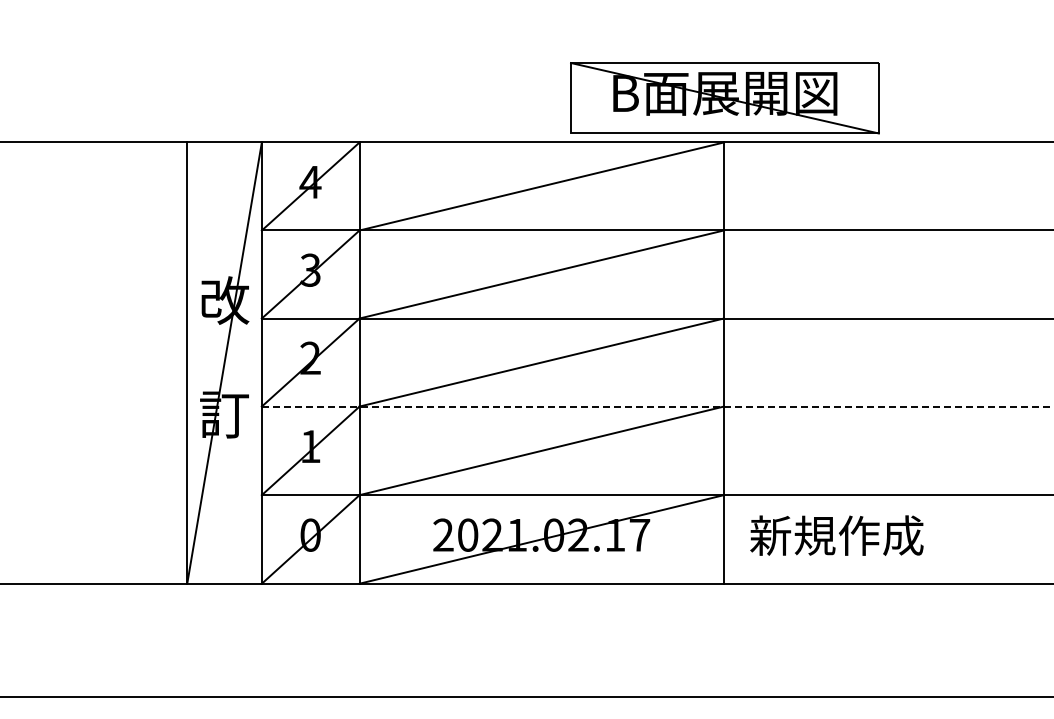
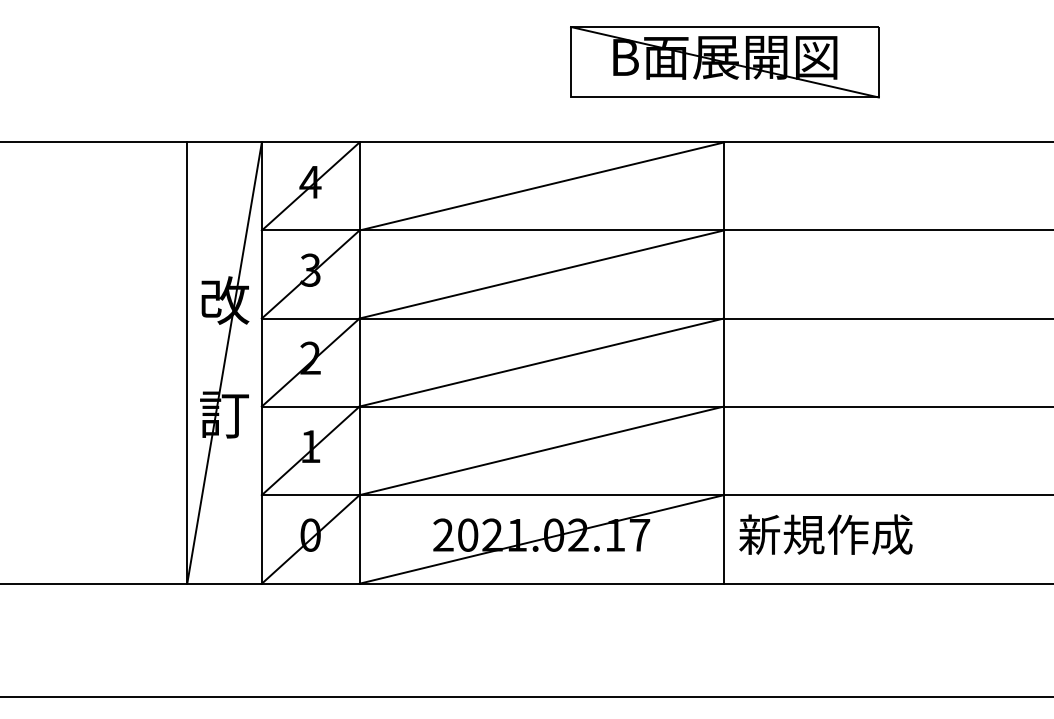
part position: (724, 98) -> (724, 62) (724, 62)
line: dashed -> solid (657, 406)
text position: (836, 535) -> (825, 534) (825, 534)
